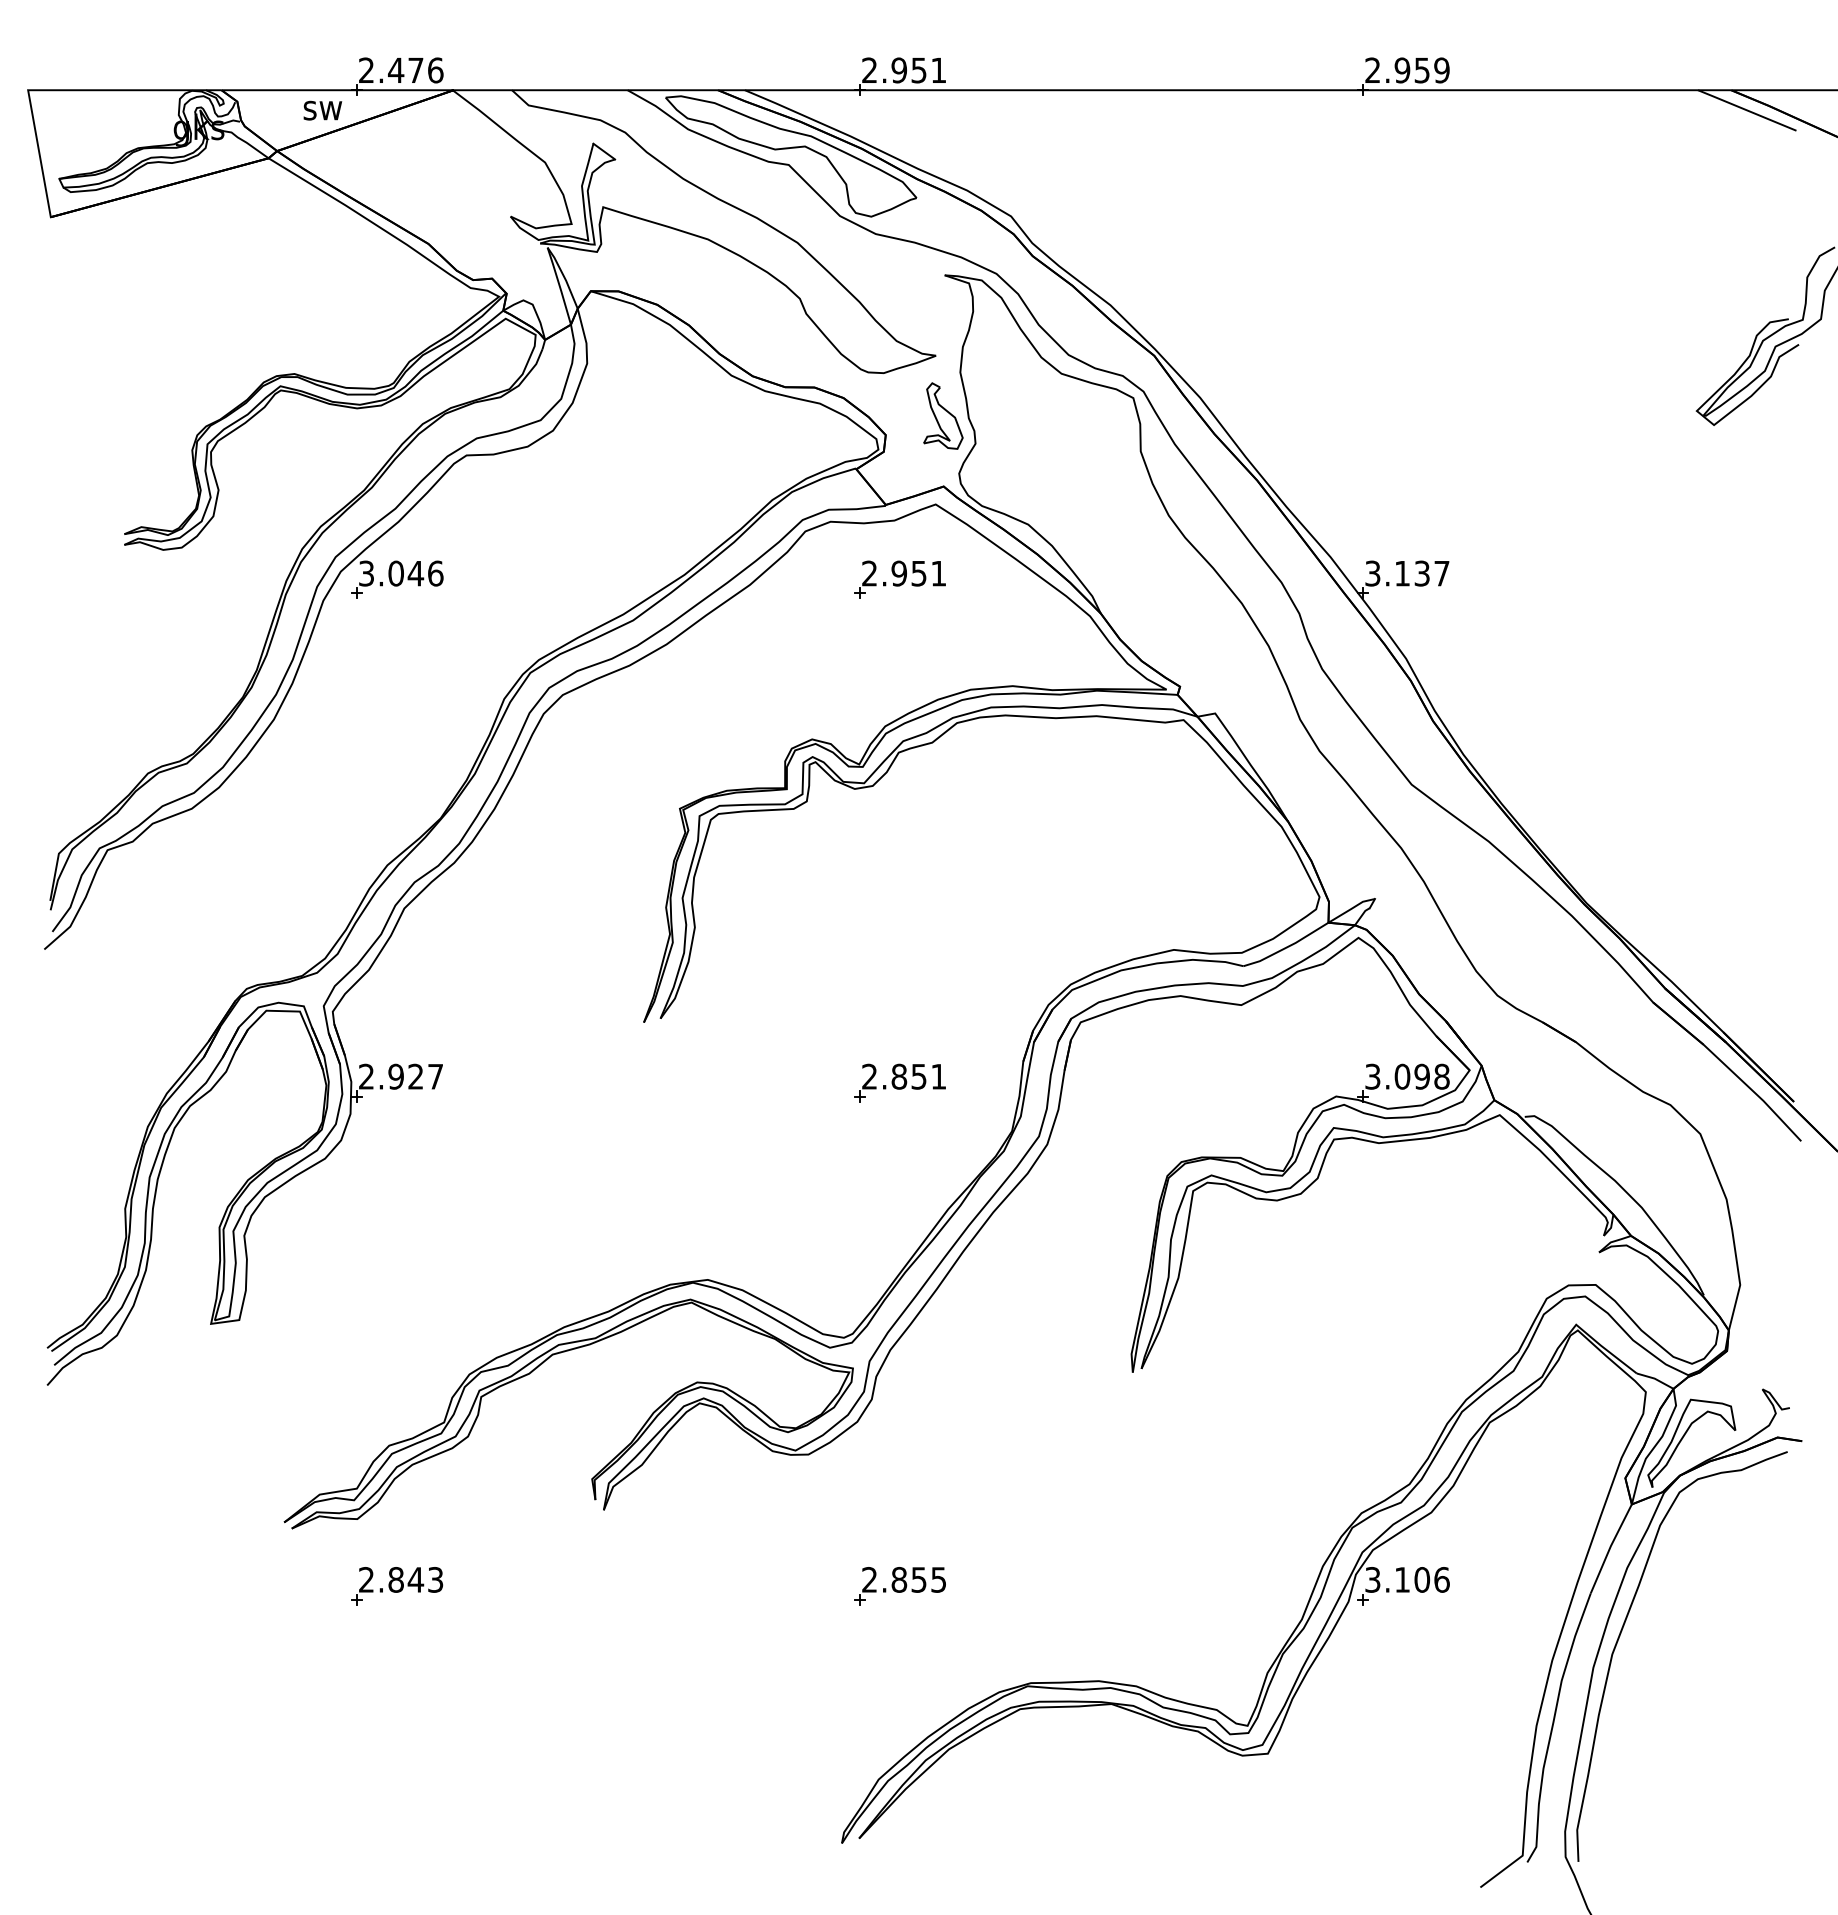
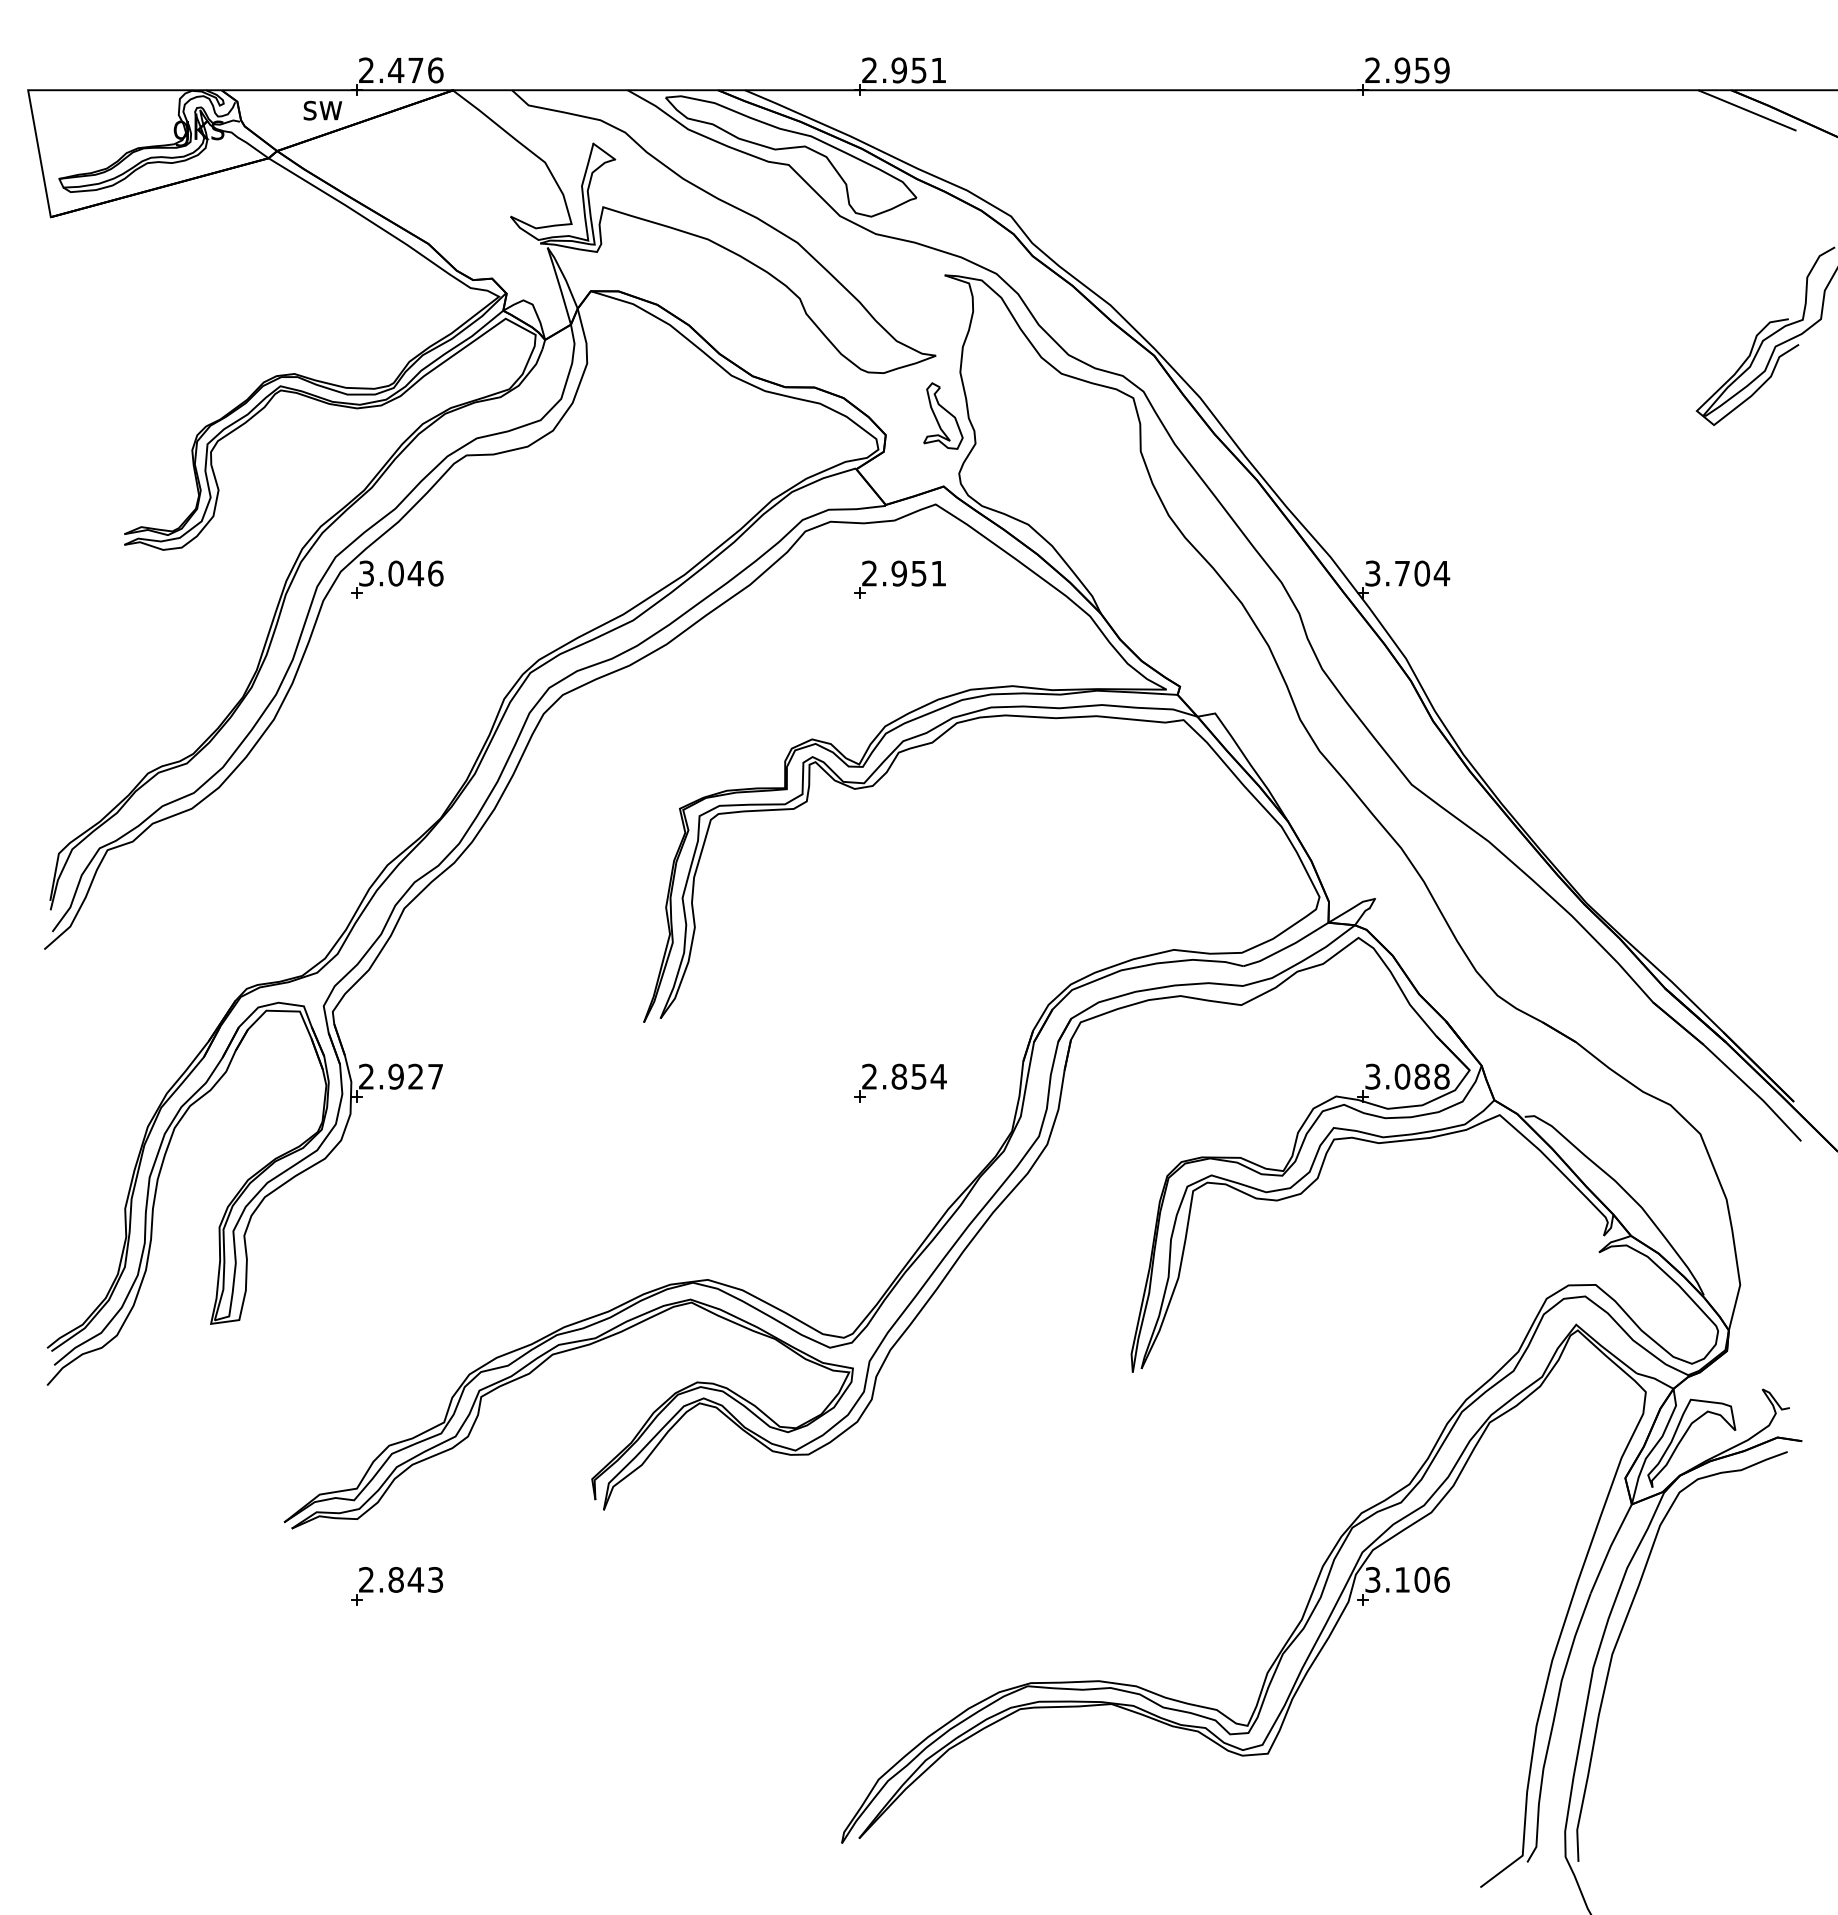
text: 3.137 -> 3.704 (1422, 573)
text: 2.851 -> 2.854 (938, 1076)
text: 3.098 -> 3.088 (1421, 1076)
part: present -> none (899, 1586)
